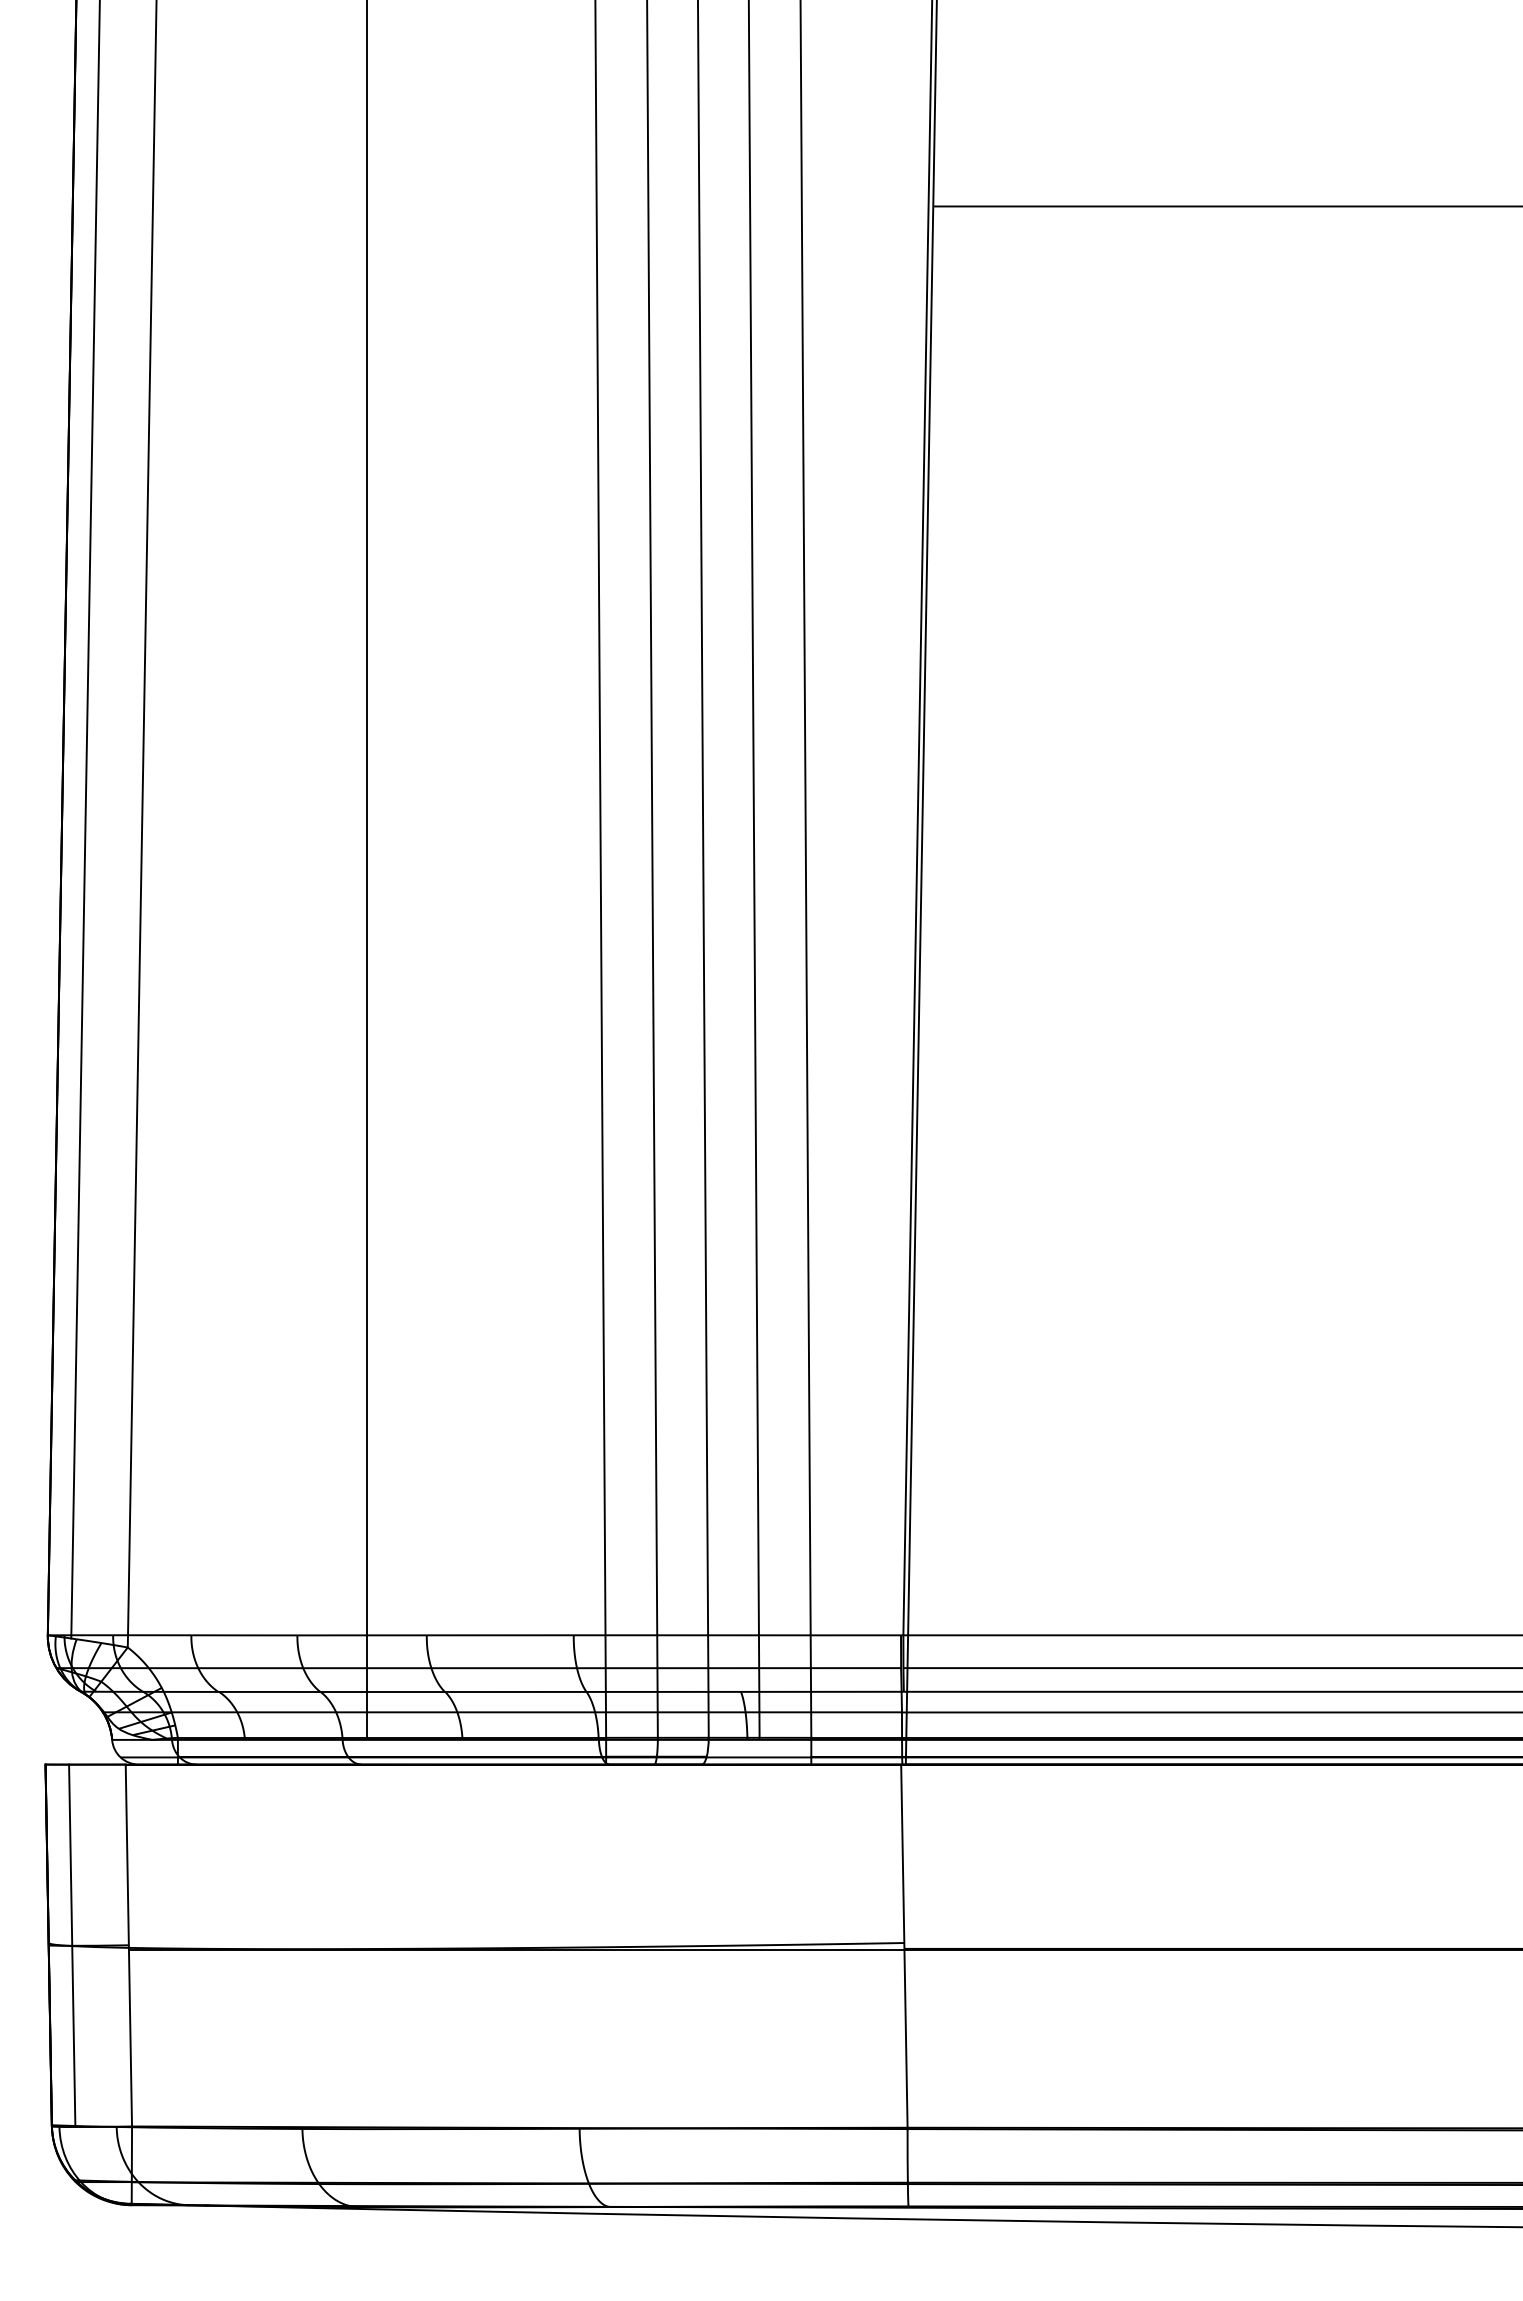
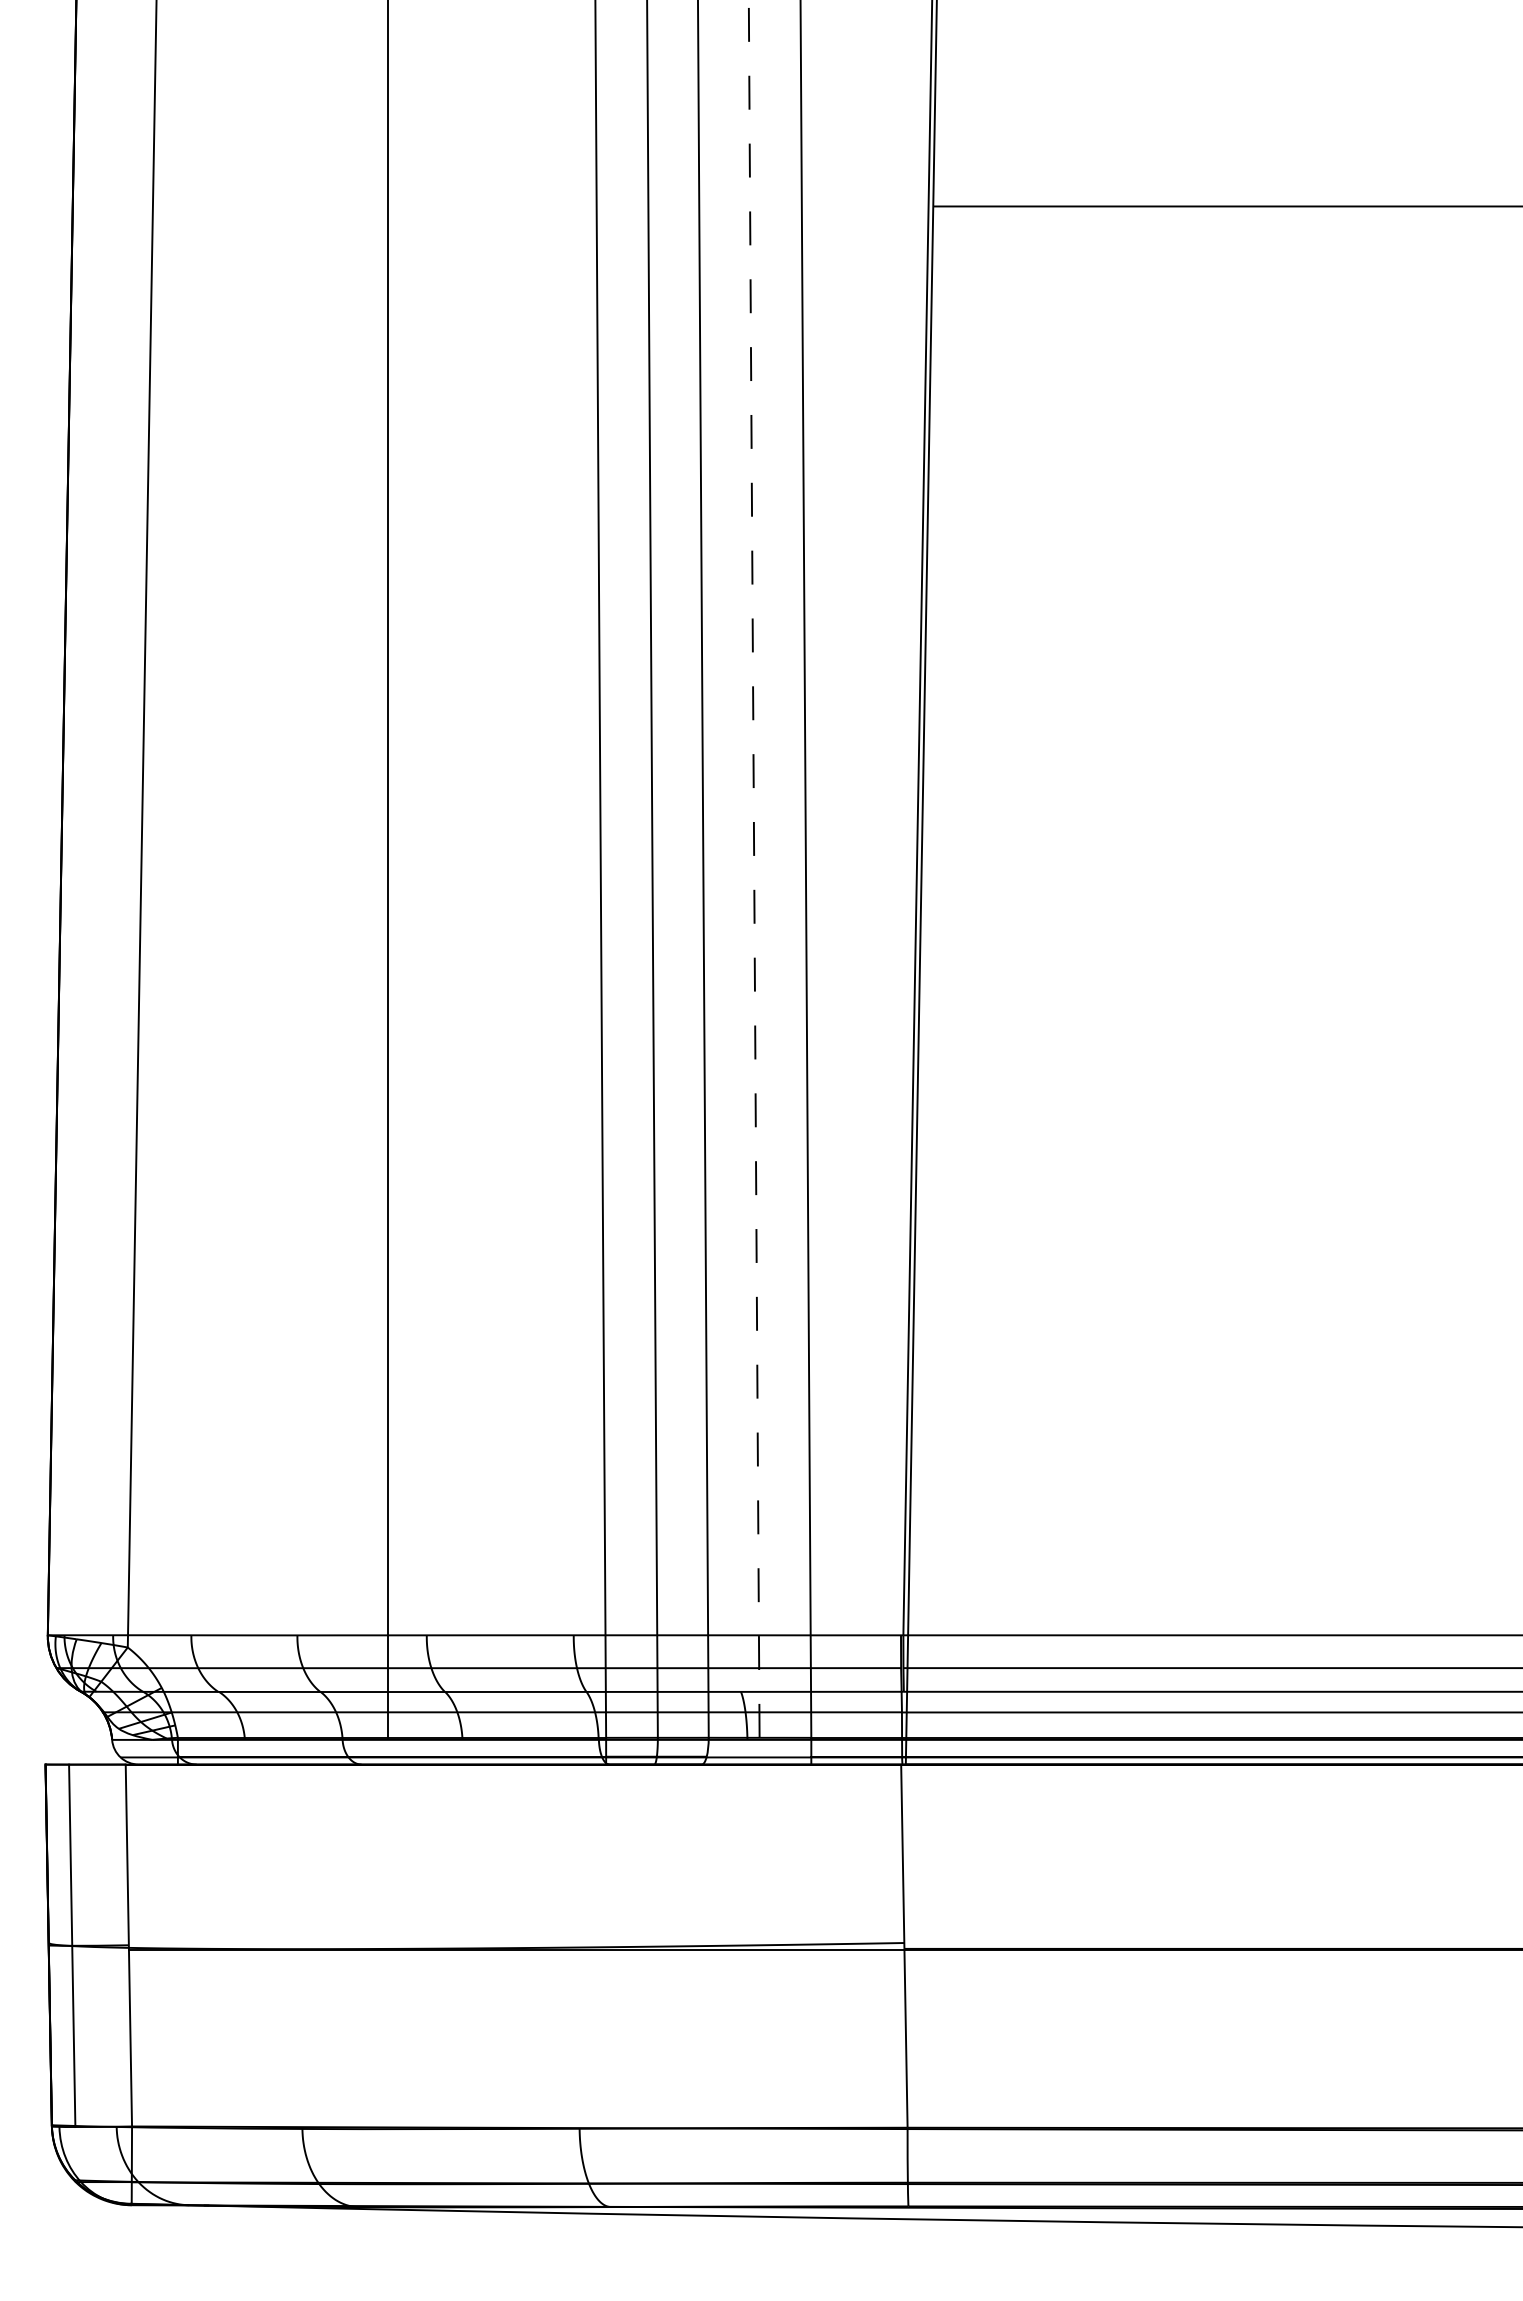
line: present -> none (85, 820)
line: solid -> dashed (754, 868)
line position: (366, 869) -> (387, 869) (387, 869)
